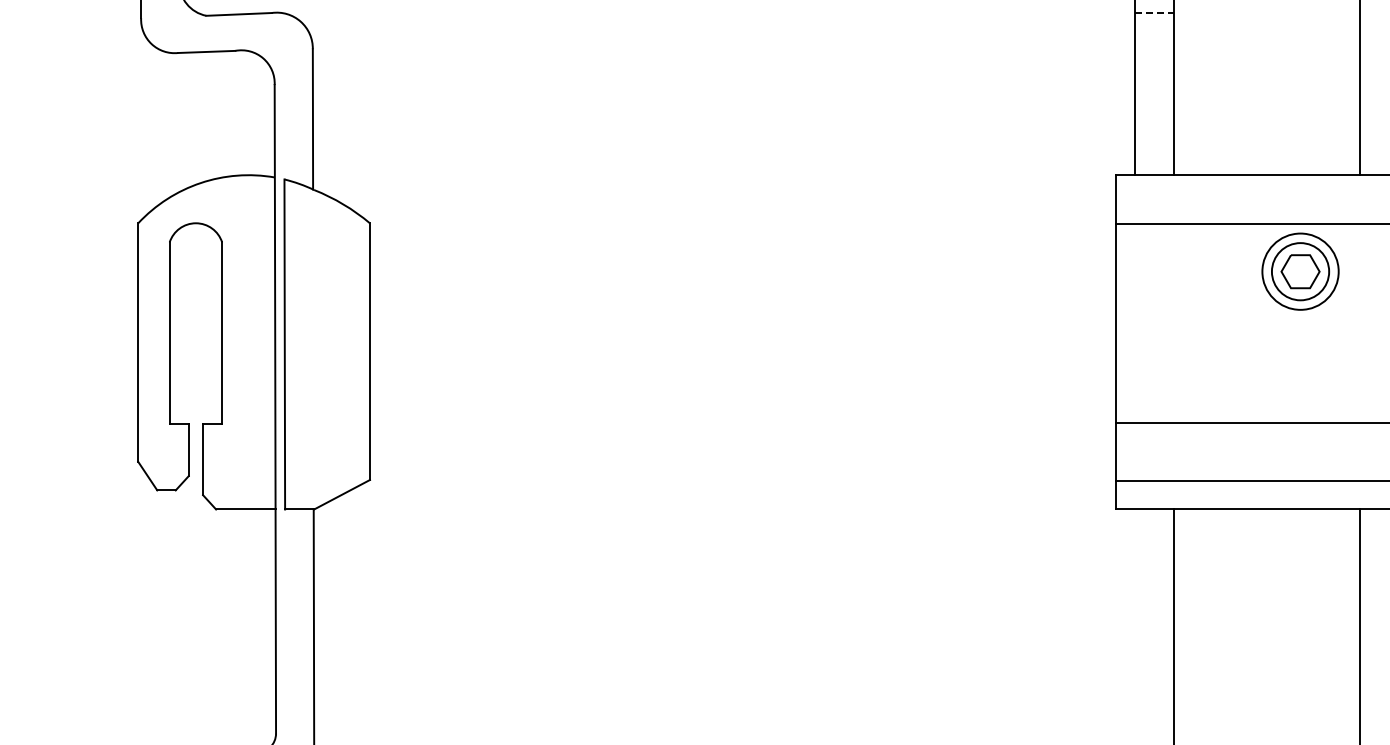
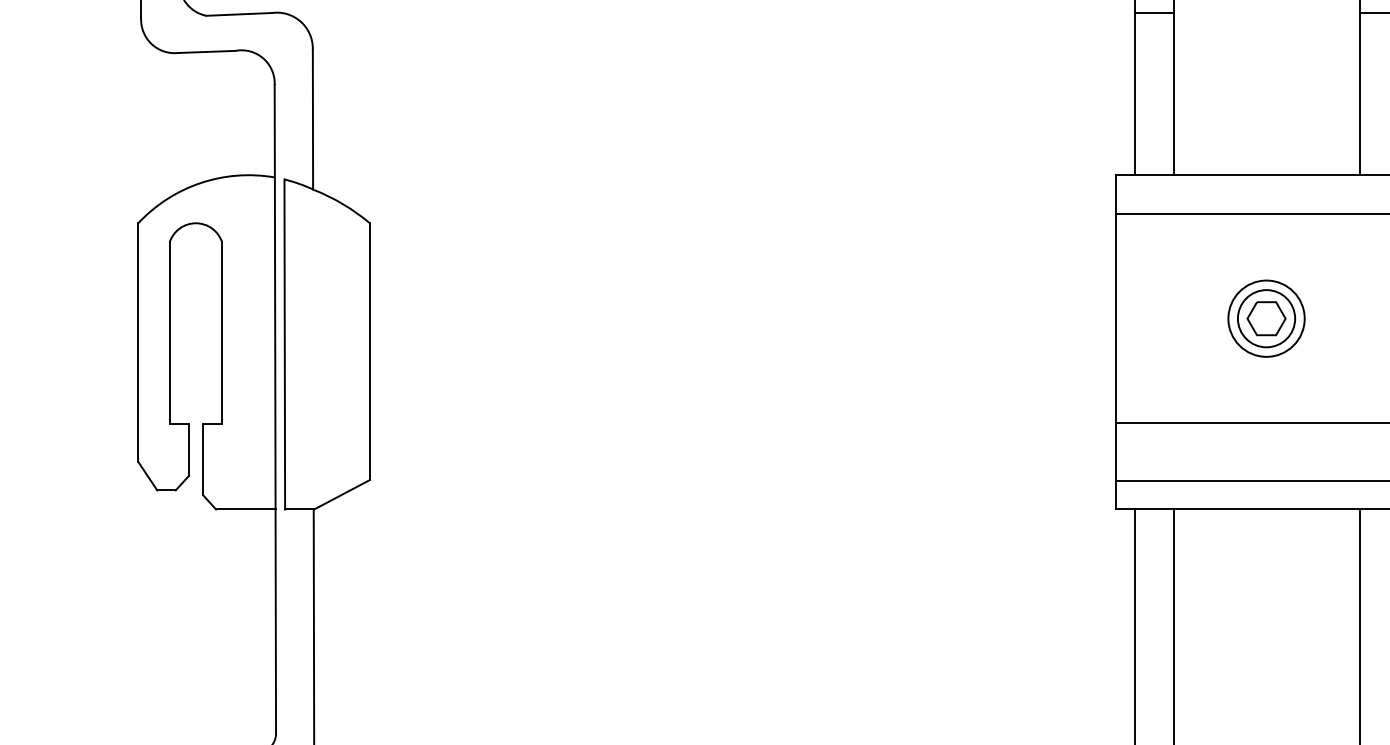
line: dashed -> solid (1154, 12)
line: none -> present (1372, 12)
line position: (1251, 224) -> (1251, 214) (1251, 214)
part position: (1300, 271) -> (1266, 318) (1266, 318)
line: none -> present (1135, 625)
